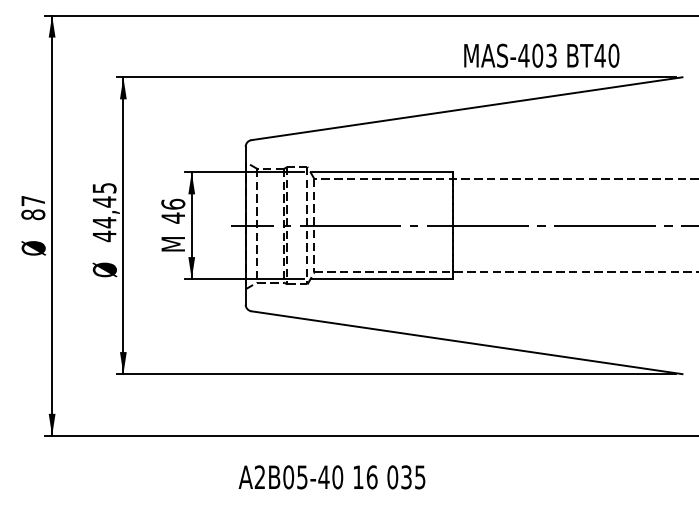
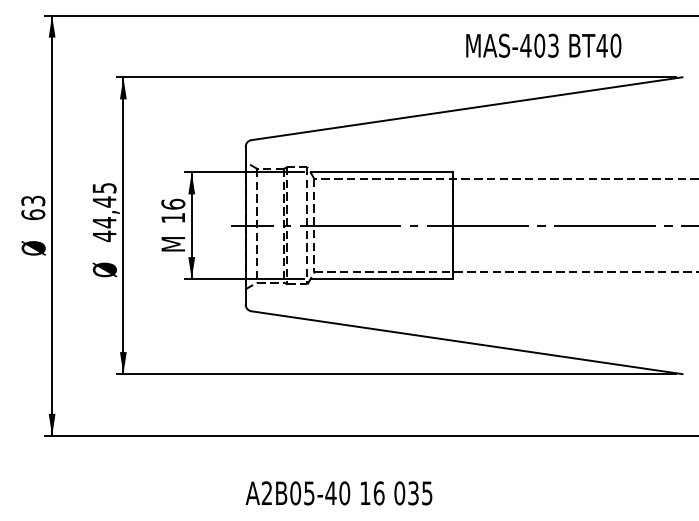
text position: (541, 55) -> (543, 45) (543, 45)
text: 87 -> 63 (33, 207)
text: 46 -> 16 (172, 217)
text position: (331, 477) -> (338, 493) (338, 493)
